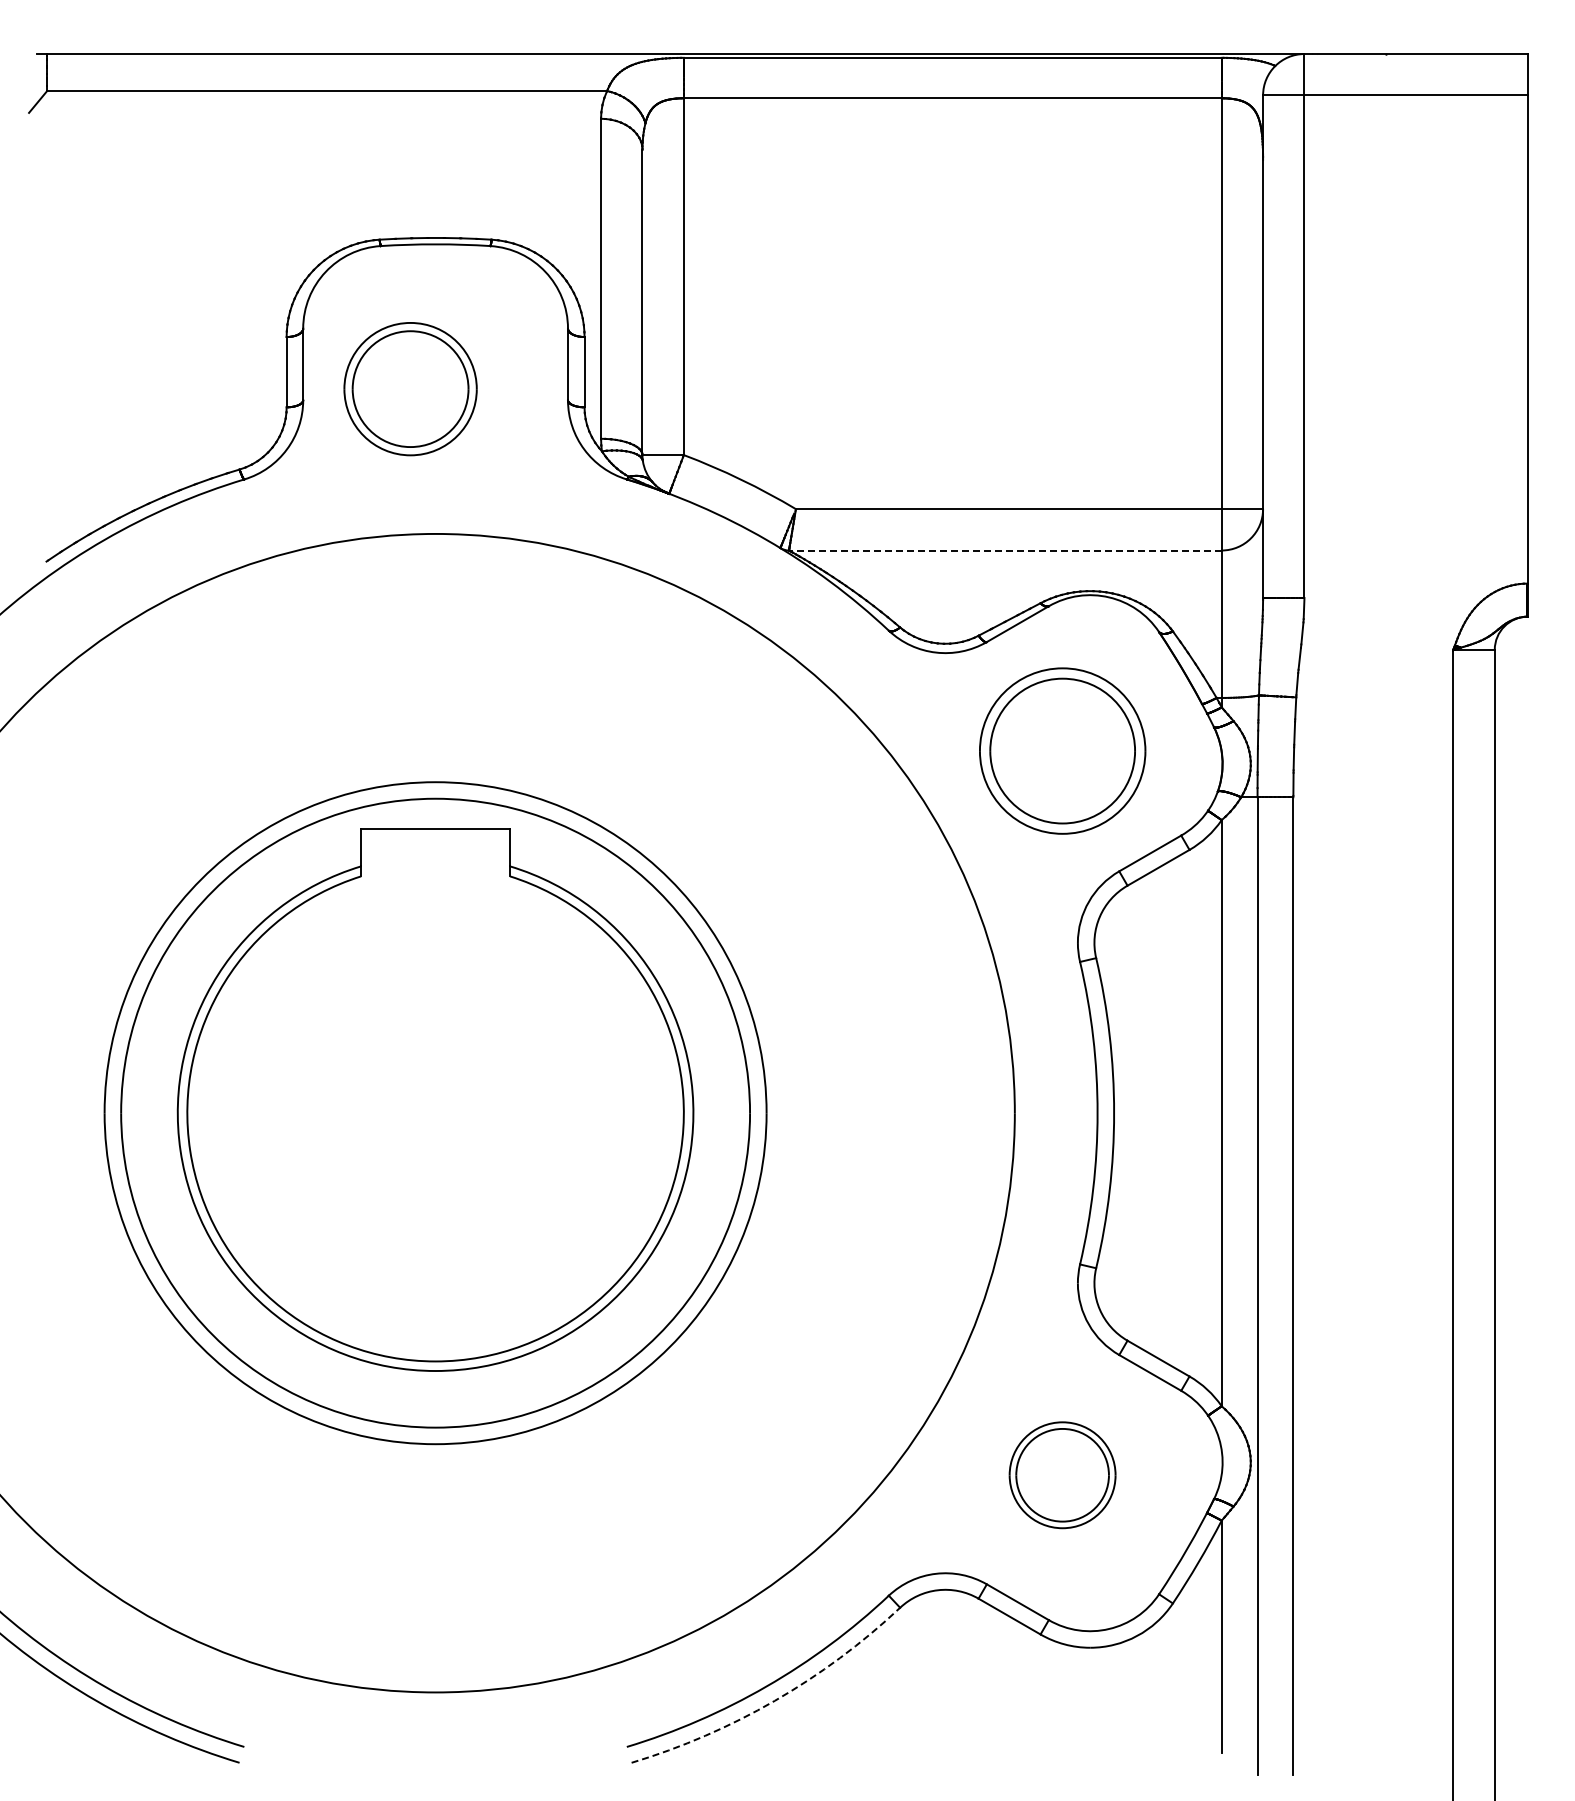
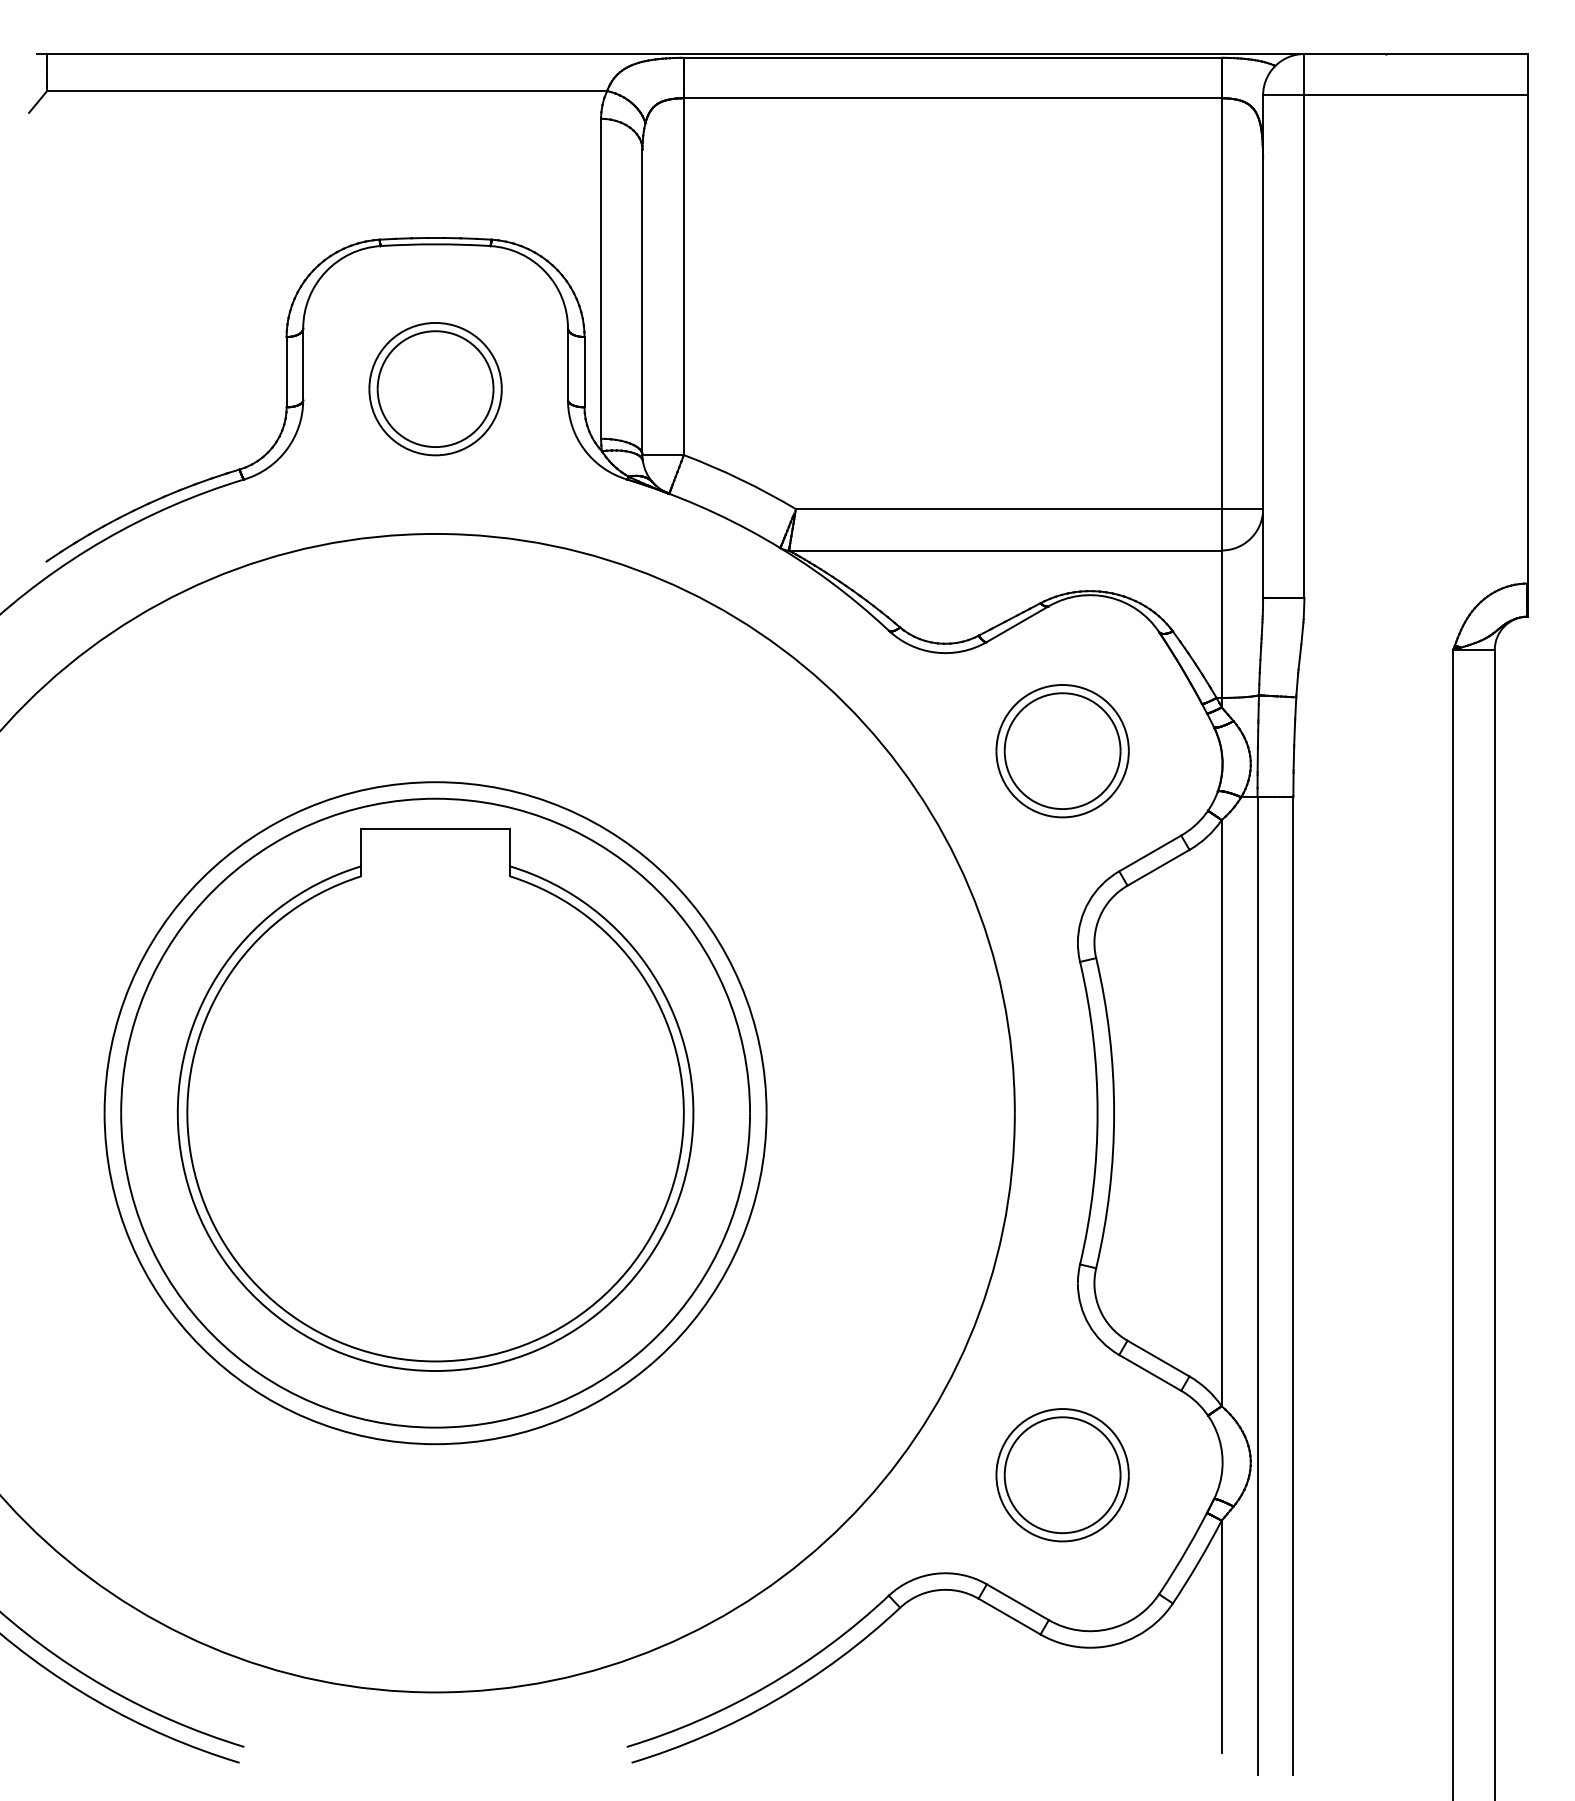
part position: (410, 389) -> (435, 389) (435, 389)
line: dashed -> solid (1004, 550)
part size: 168x168 px -> 135x135 px (1062, 751)
part size: 109x109 px -> 135x135 px (1062, 1475)
arc: dashed -> solid (774, 1700)
